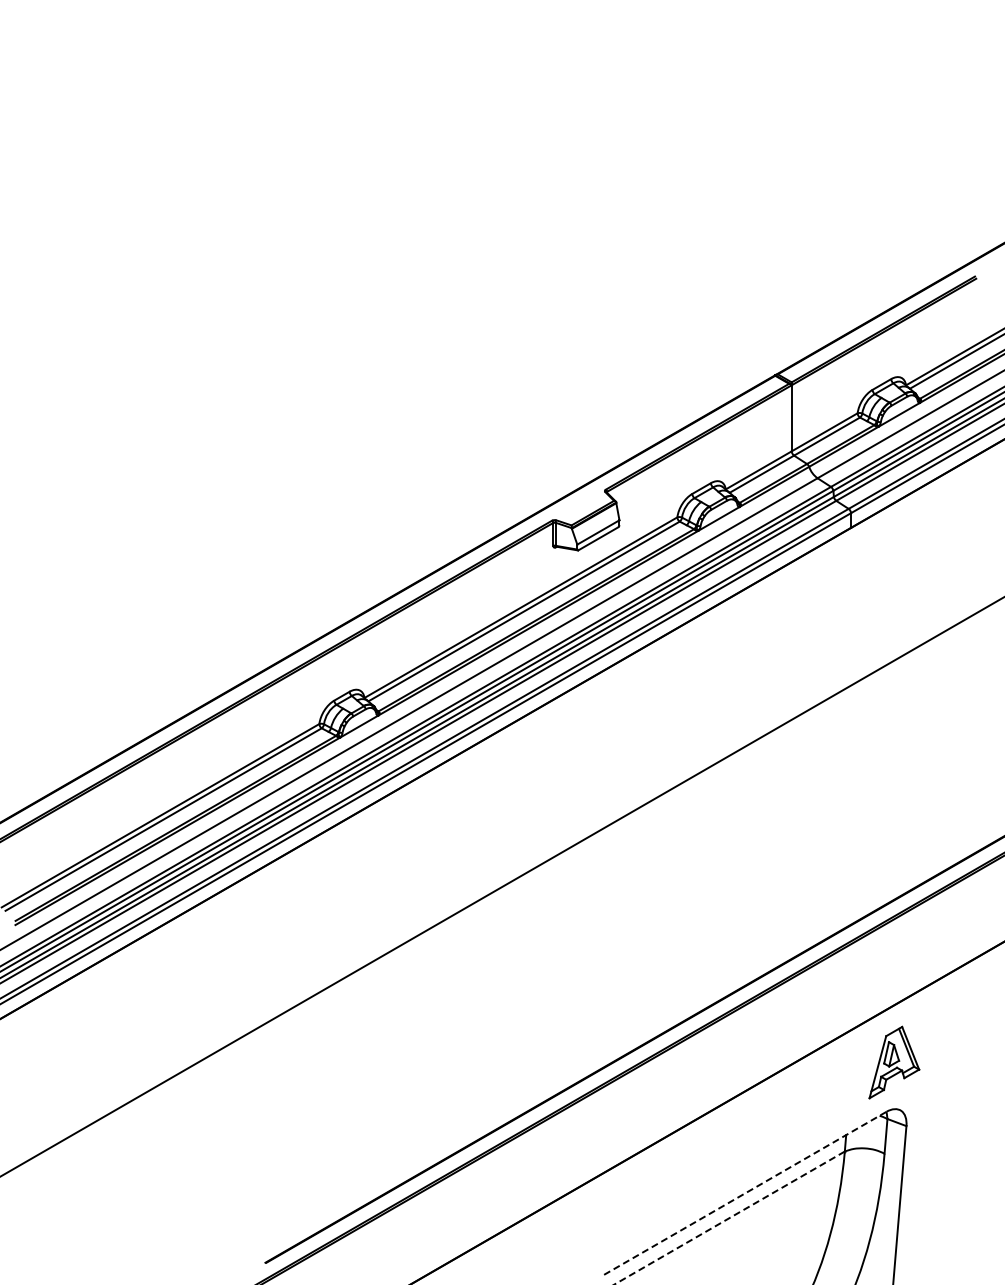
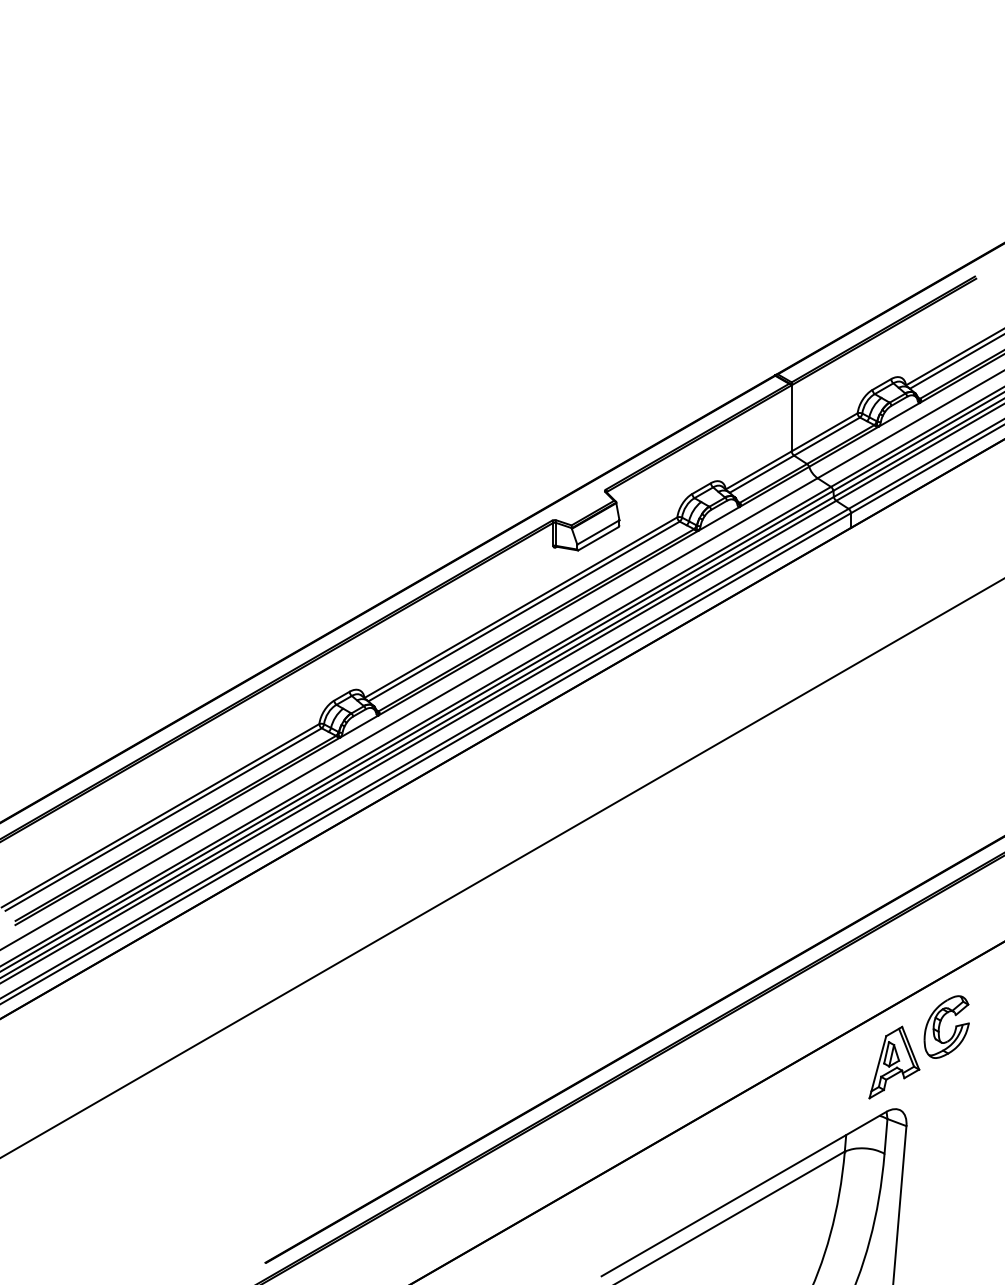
line position: (501, 886) -> (501, 868) (501, 868)
part: none -> present (940, 1025)
line: dashed -> solid (743, 1194)
line: dashed -> solid (728, 1218)
